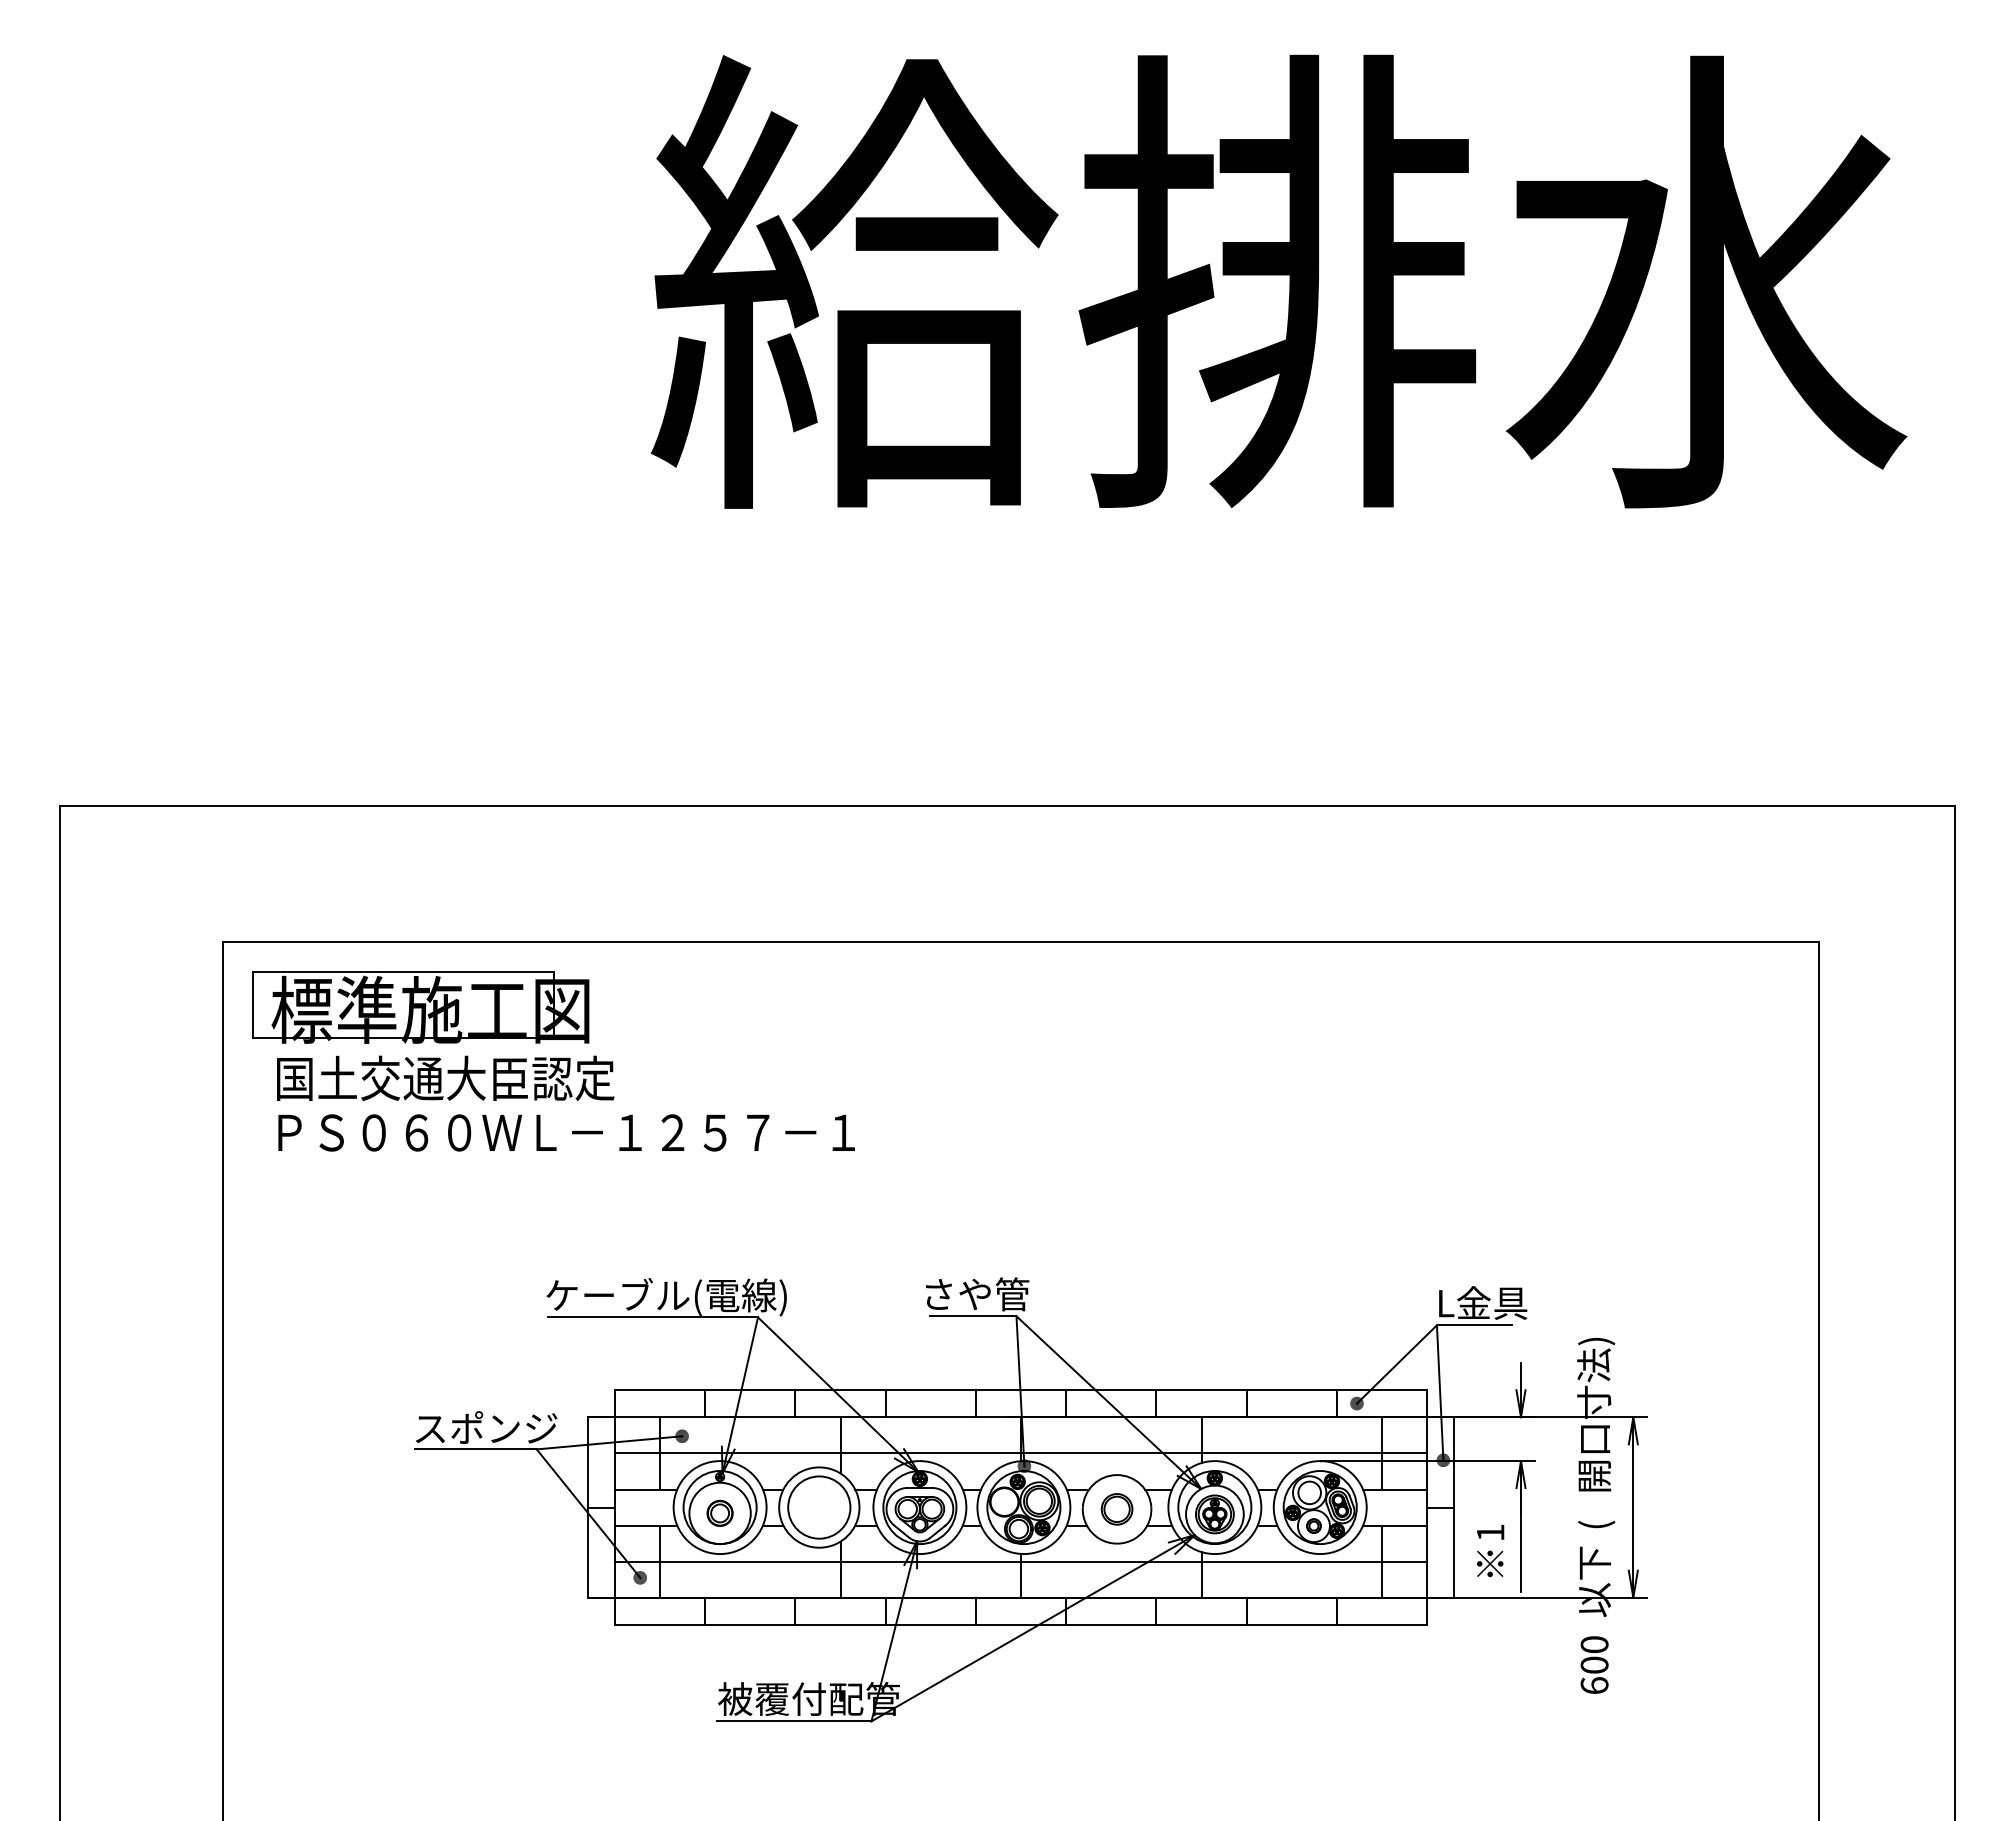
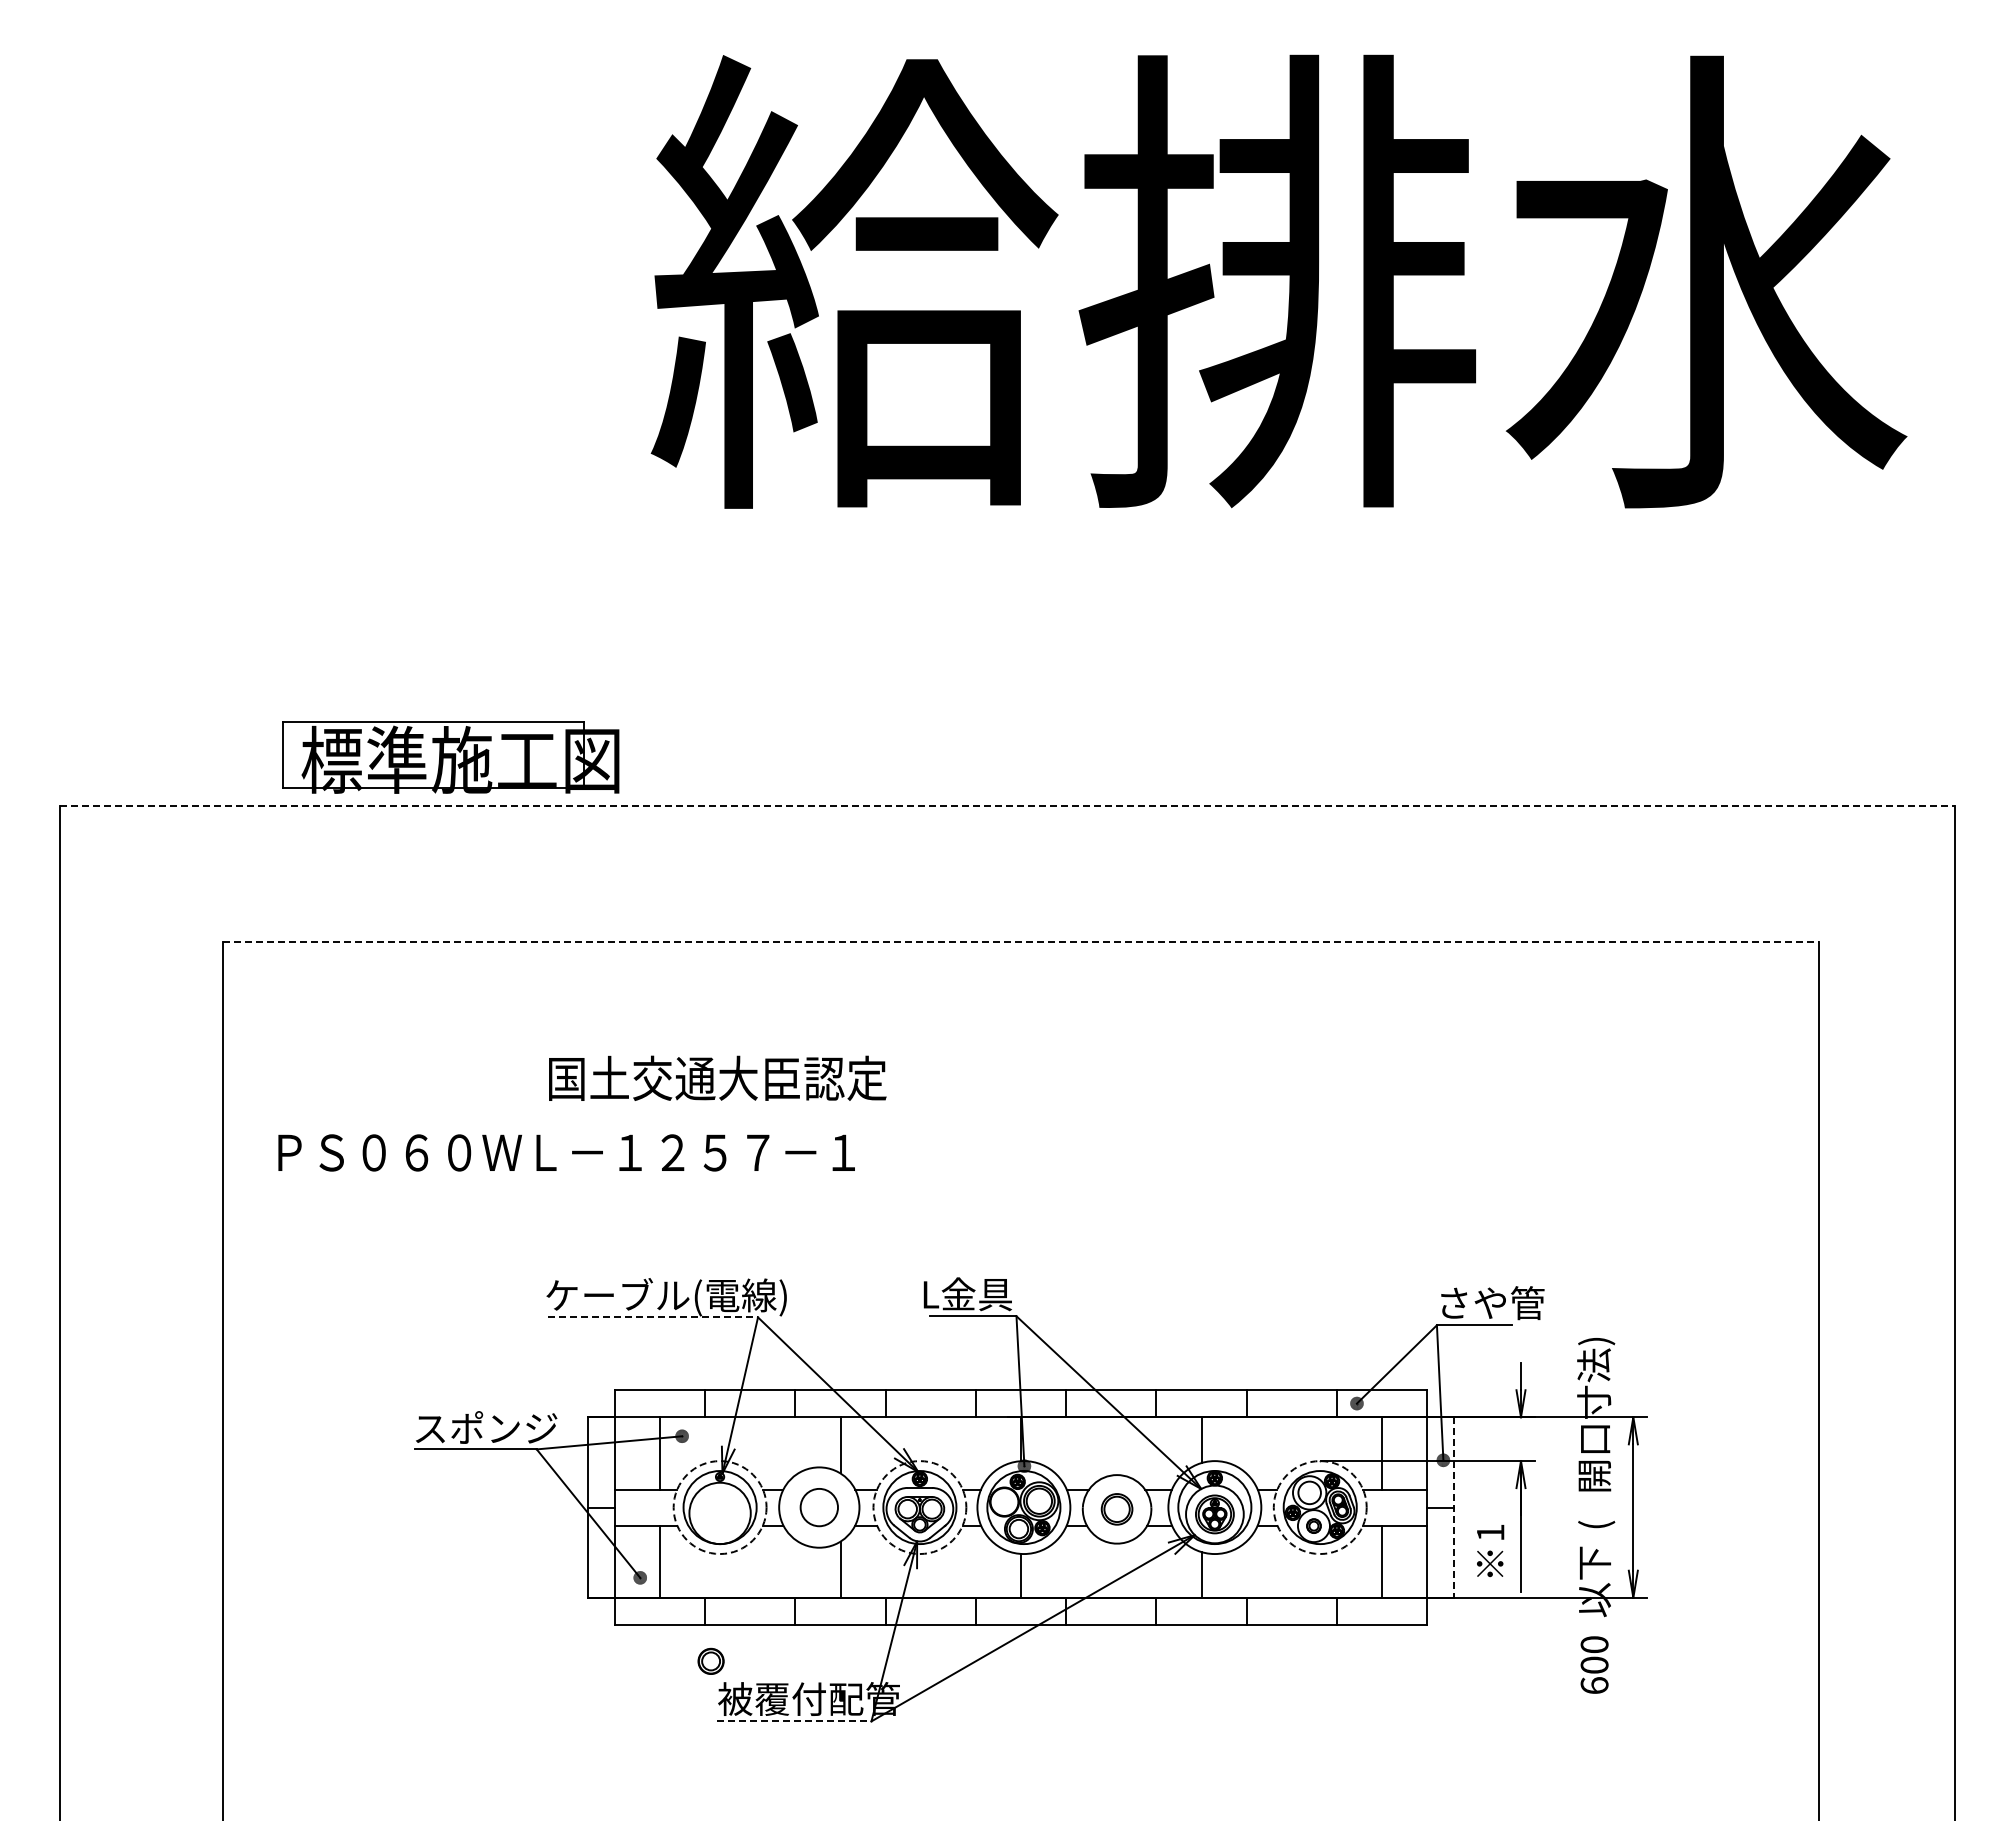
line: solid -> dashed (1008, 806)
line: solid -> dashed (1021, 941)
part position: (420, 1007) -> (450, 757) (450, 757)
text position: (445, 1077) -> (717, 1077) (717, 1077)
text position: (566, 1132) -> (566, 1152) (566, 1152)
text: さや管 -> L金具 (976, 1294)
text: L金具 -> さや管 (1491, 1303)
line: solid -> dashed (653, 1317)
line: present -> none (1020, 1453)
circle: solid -> dashed (719, 1507)
circle diameter: 62 px -> 37 px (819, 1507)
circle: solid -> dashed (919, 1507)
circle: solid -> dashed (1319, 1507)
line: solid -> dashed (1454, 1508)
part position: (719, 1512) -> (710, 1660) (710, 1660)
line: present -> none (1020, 1561)
line: solid -> dashed (794, 1721)
